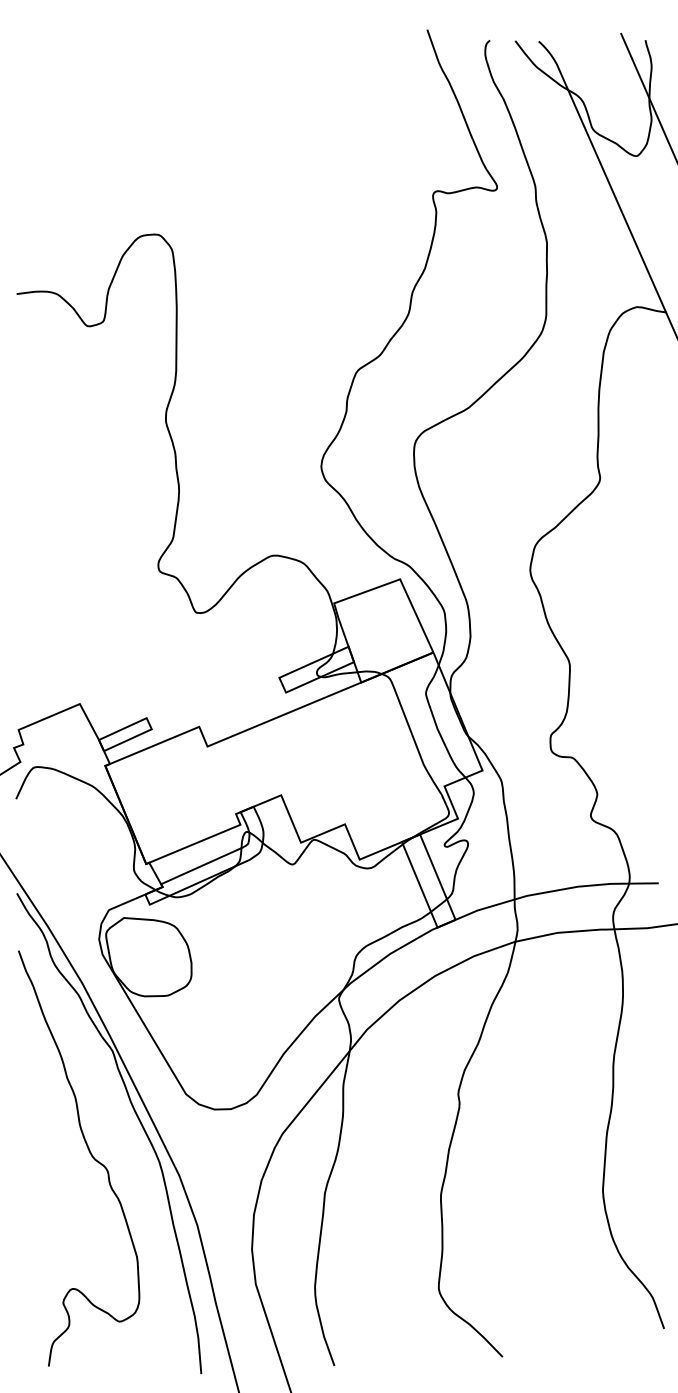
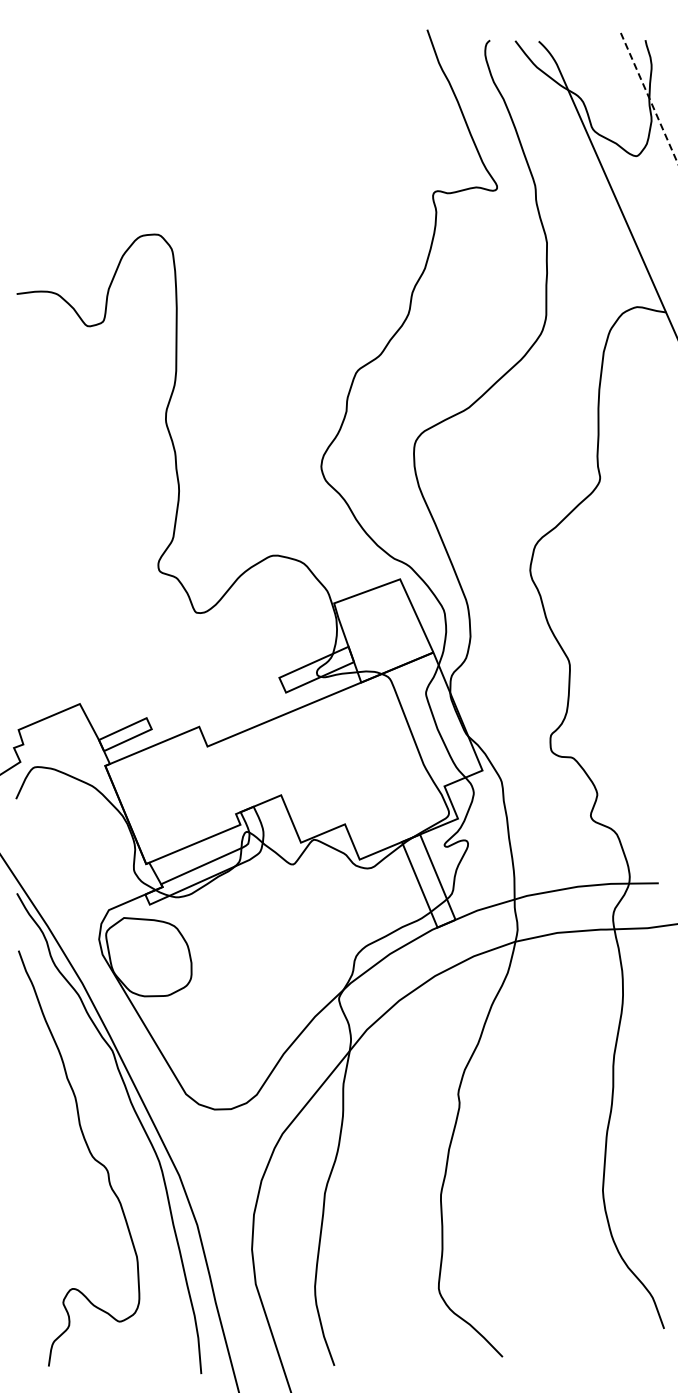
line: solid -> dashed (649, 98)
